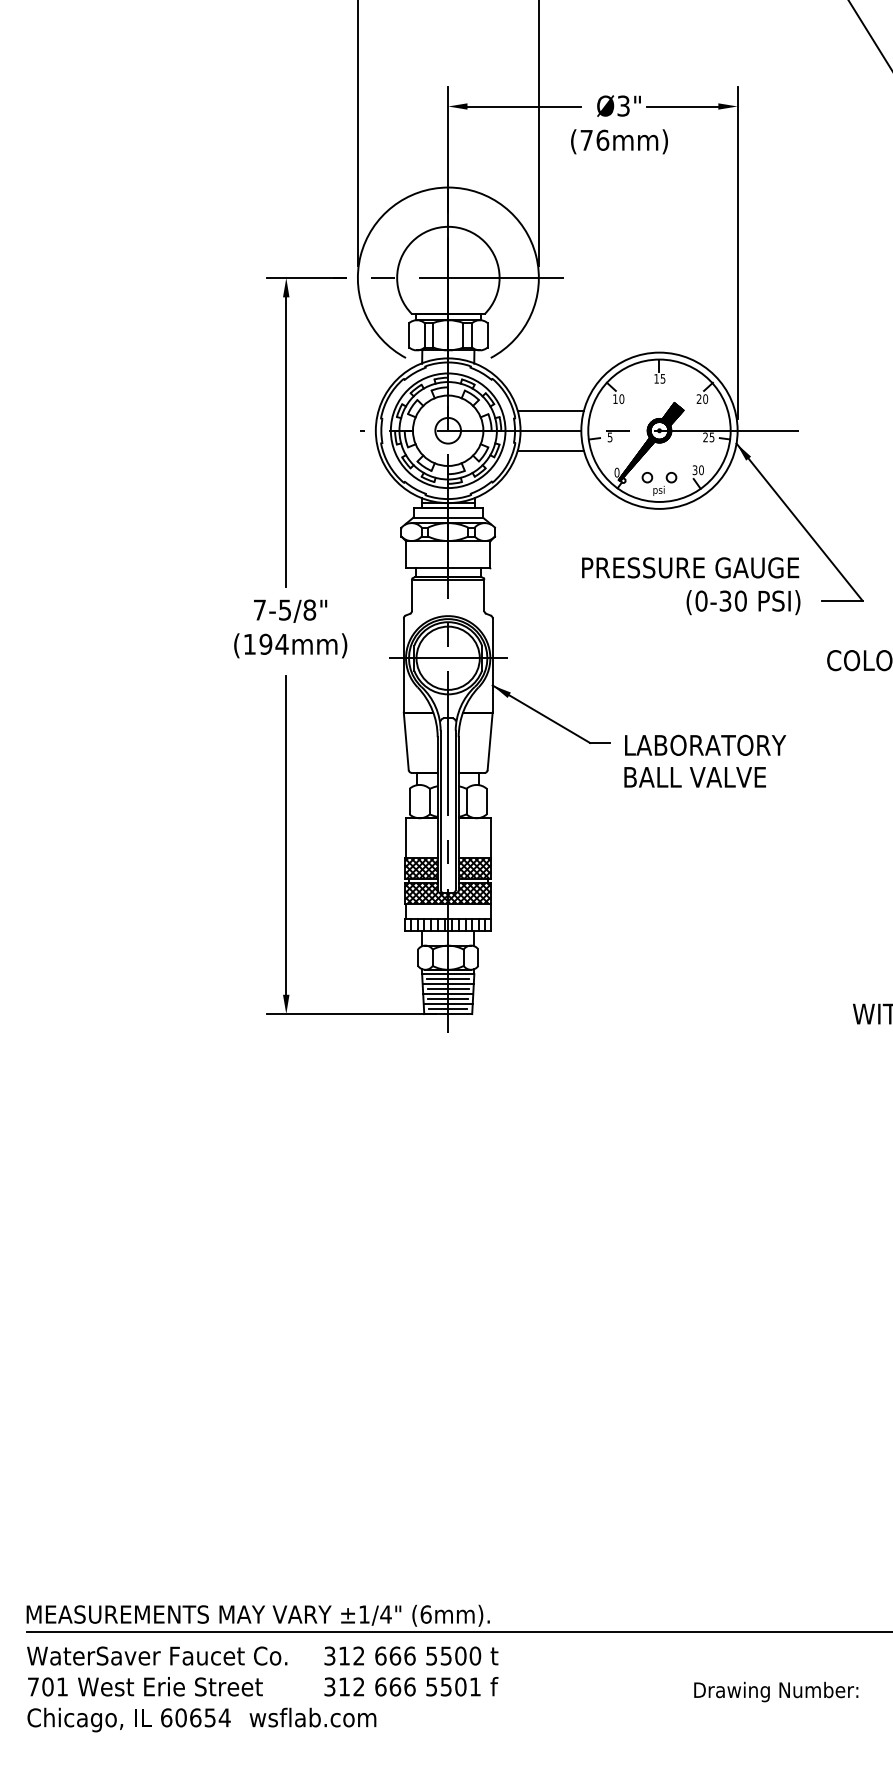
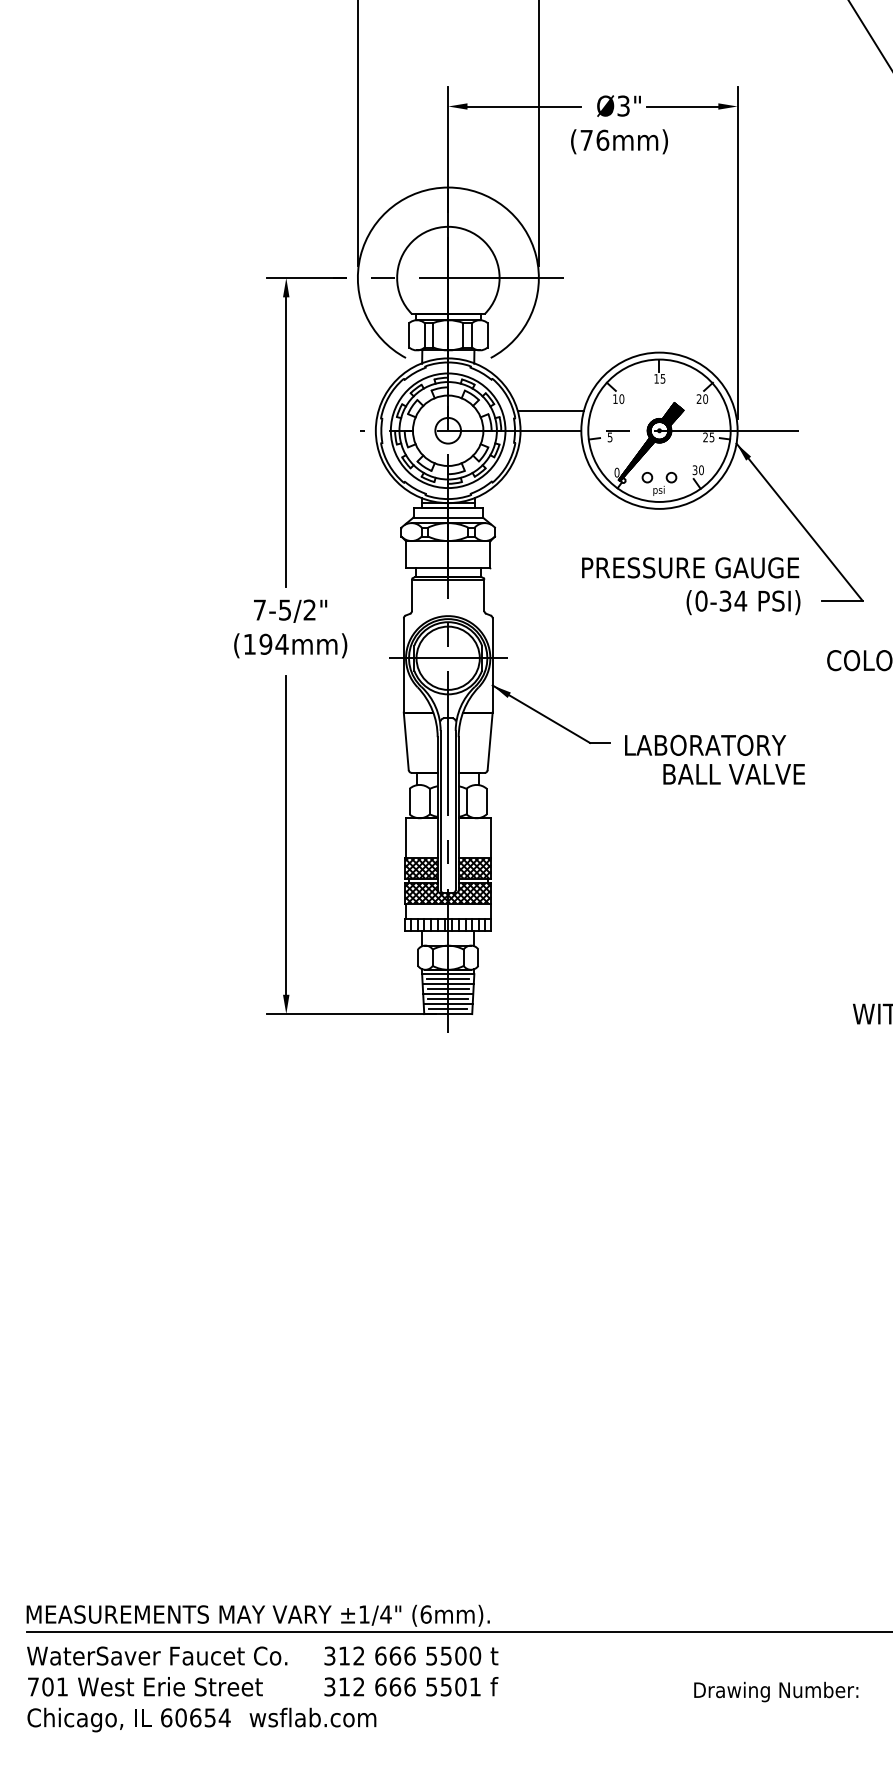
line: present -> none (550, 450)
text: (0-30 -> (0-34 (740, 600)
text: 7-5/8" -> 7-5/2" (309, 609)
text position: (694, 777) -> (733, 774) (733, 774)
